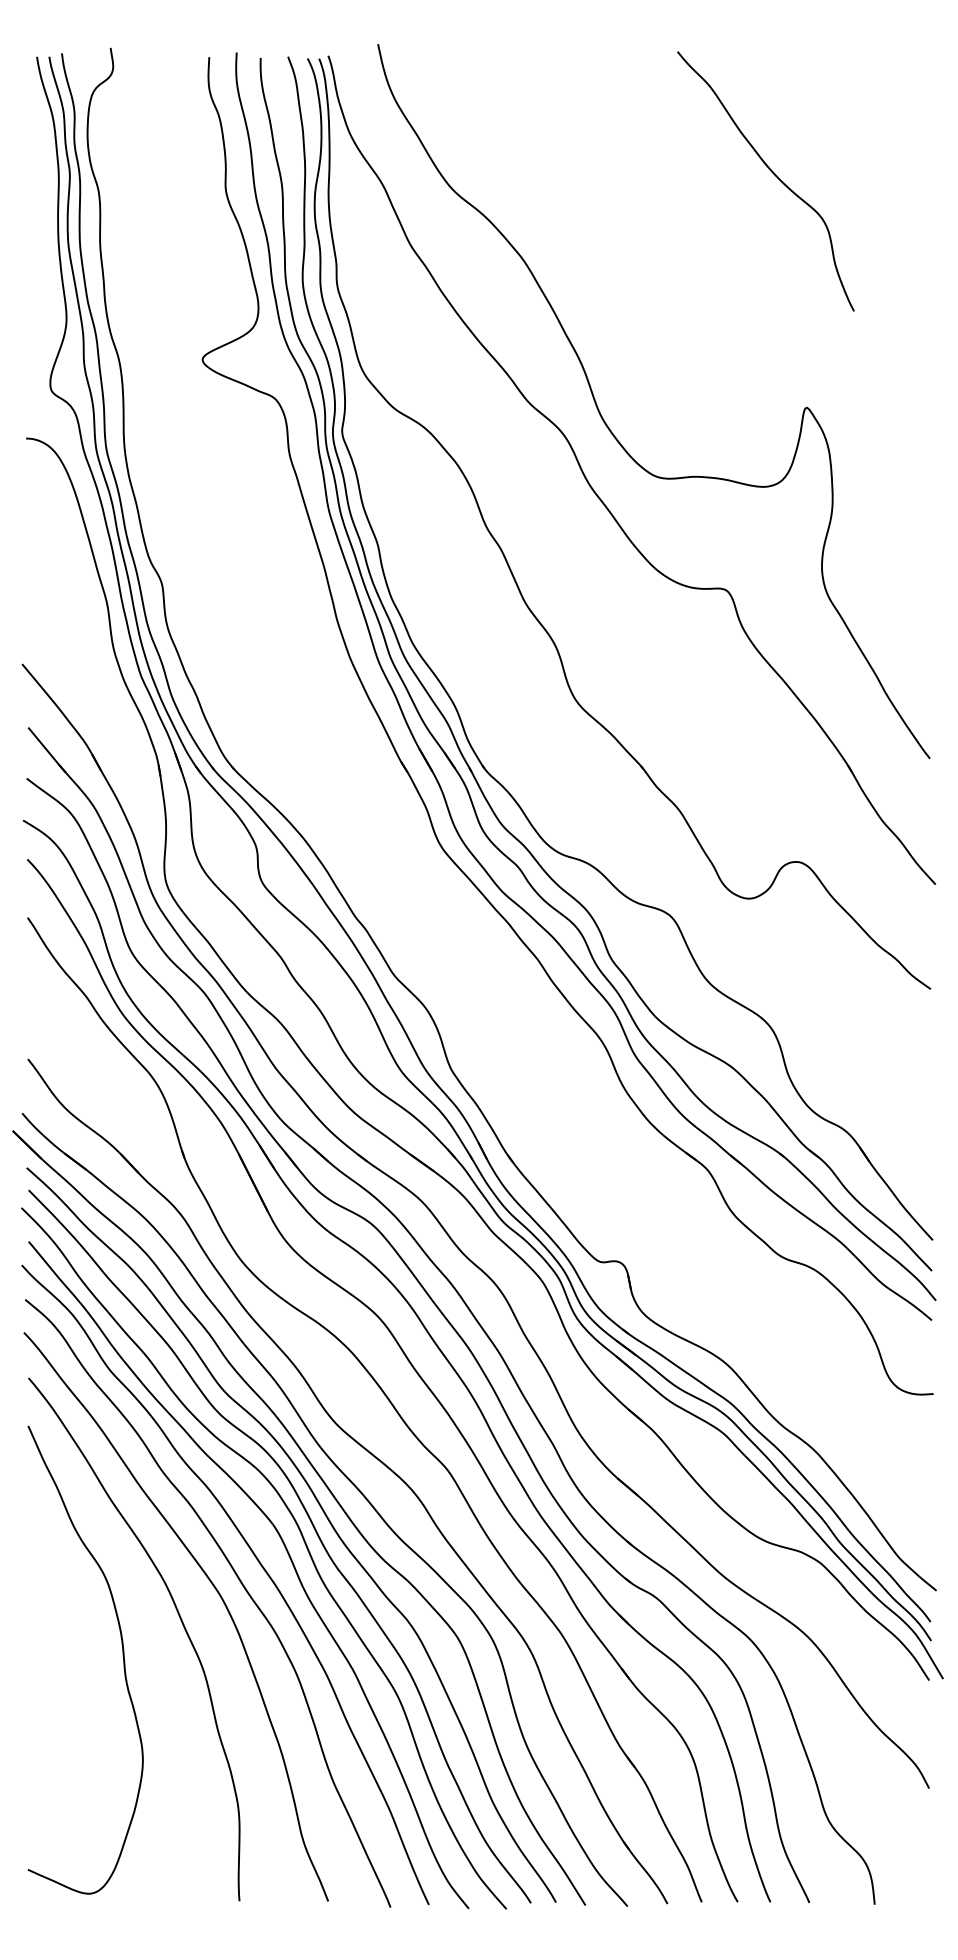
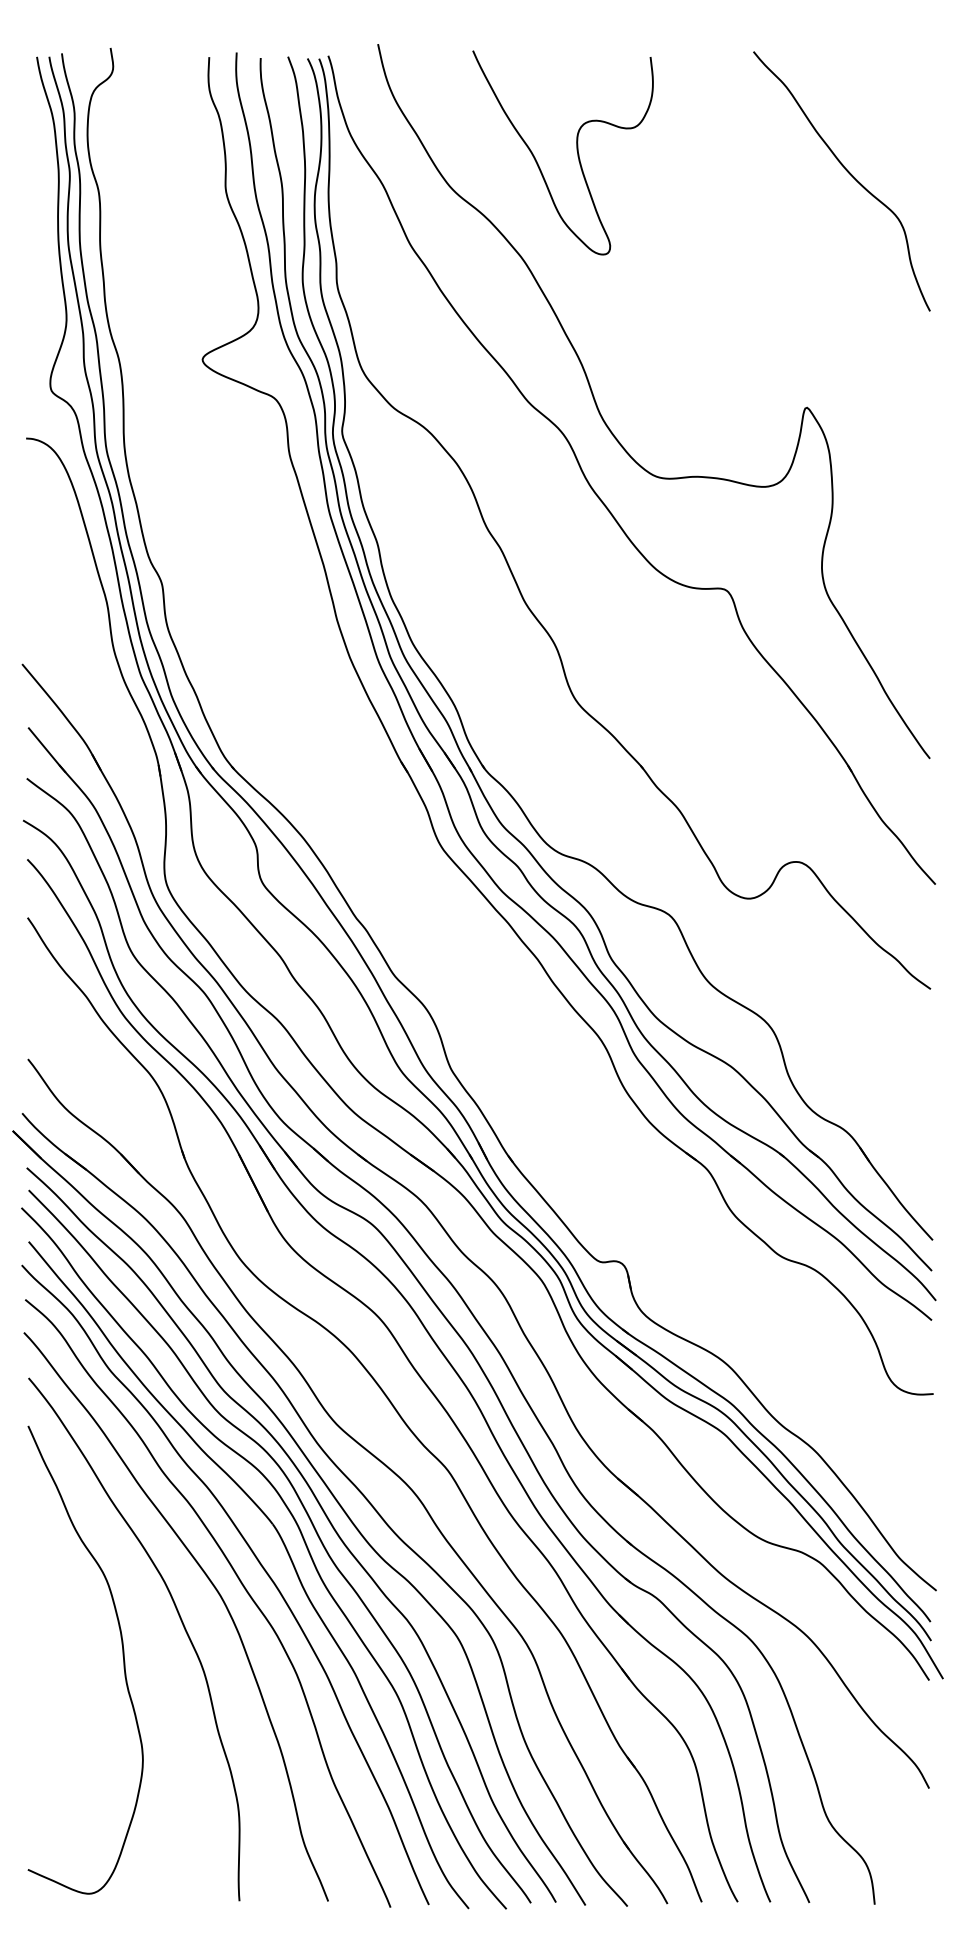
curve: none -> present (576, 150)
curve position: (772, 173) -> (848, 173) (848, 173)
